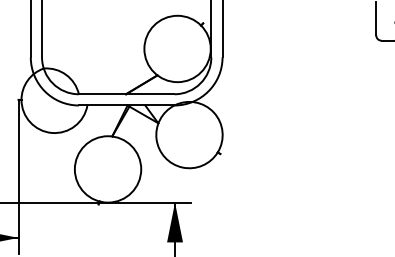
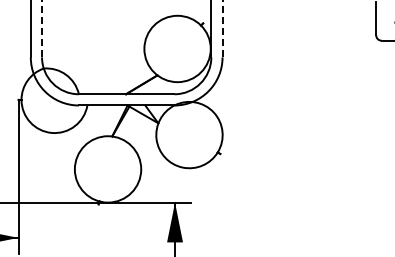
line: solid -> dashed (42, 28)
line: solid -> dashed (222, 28)
